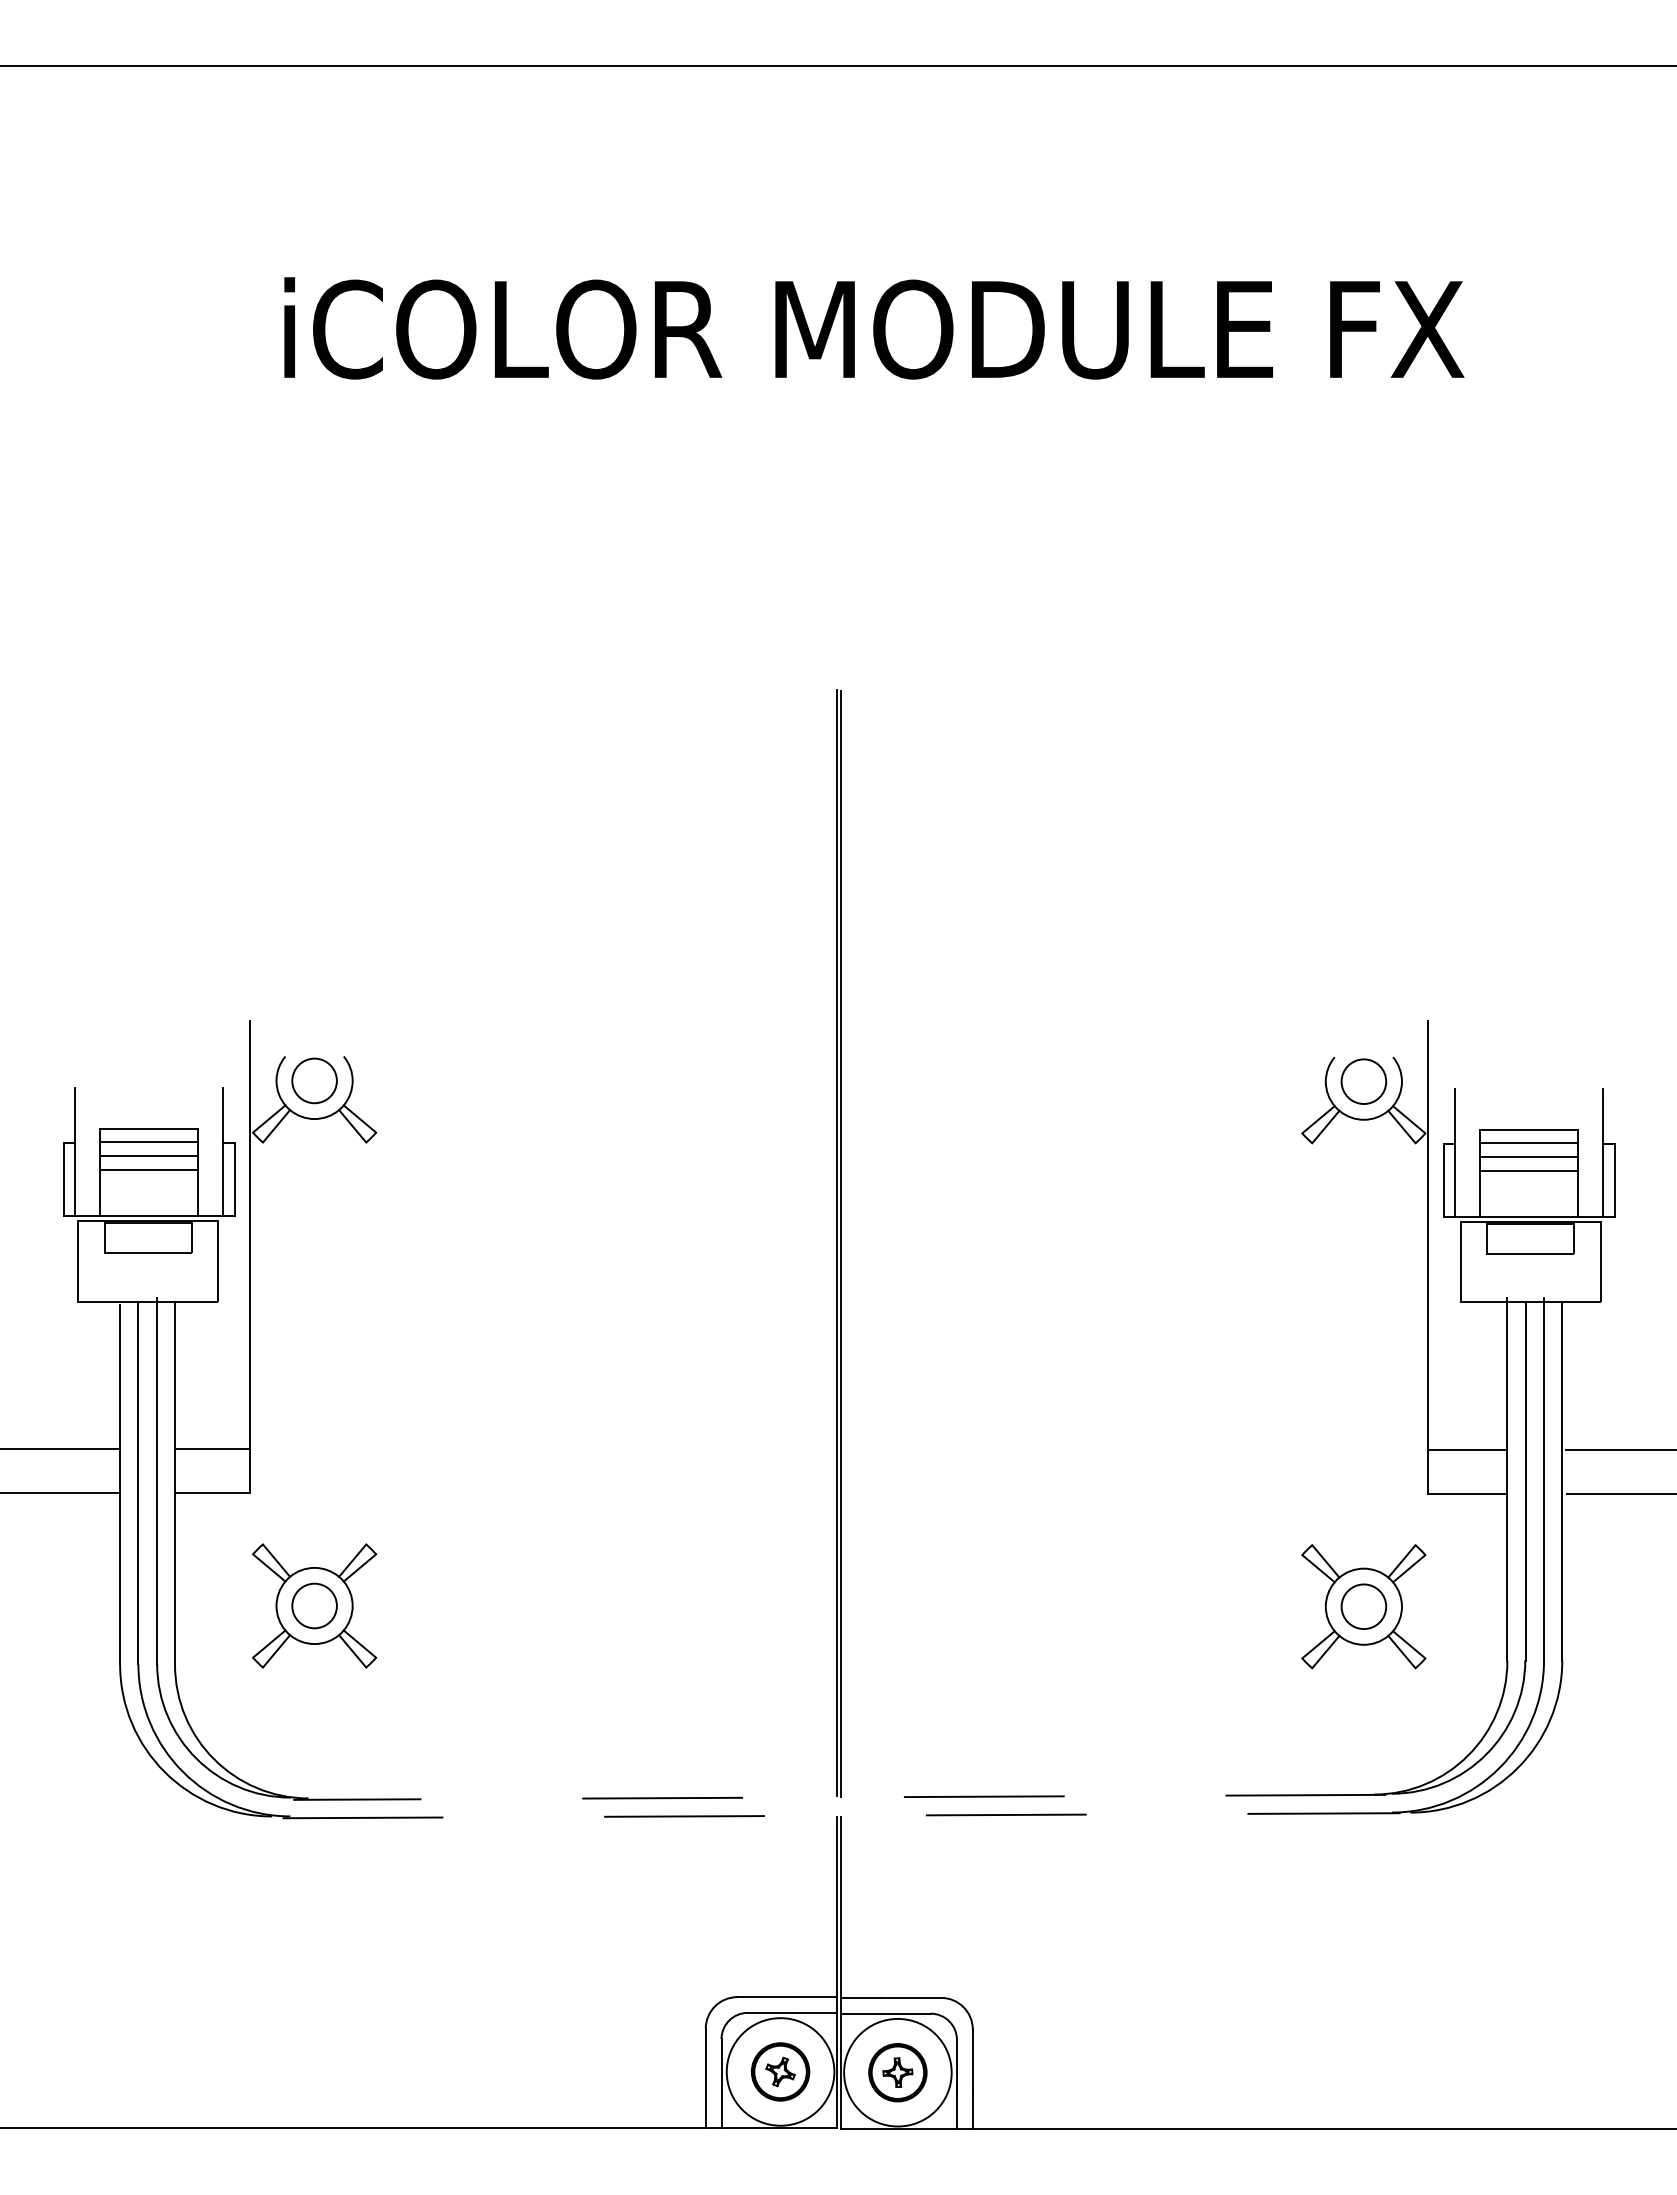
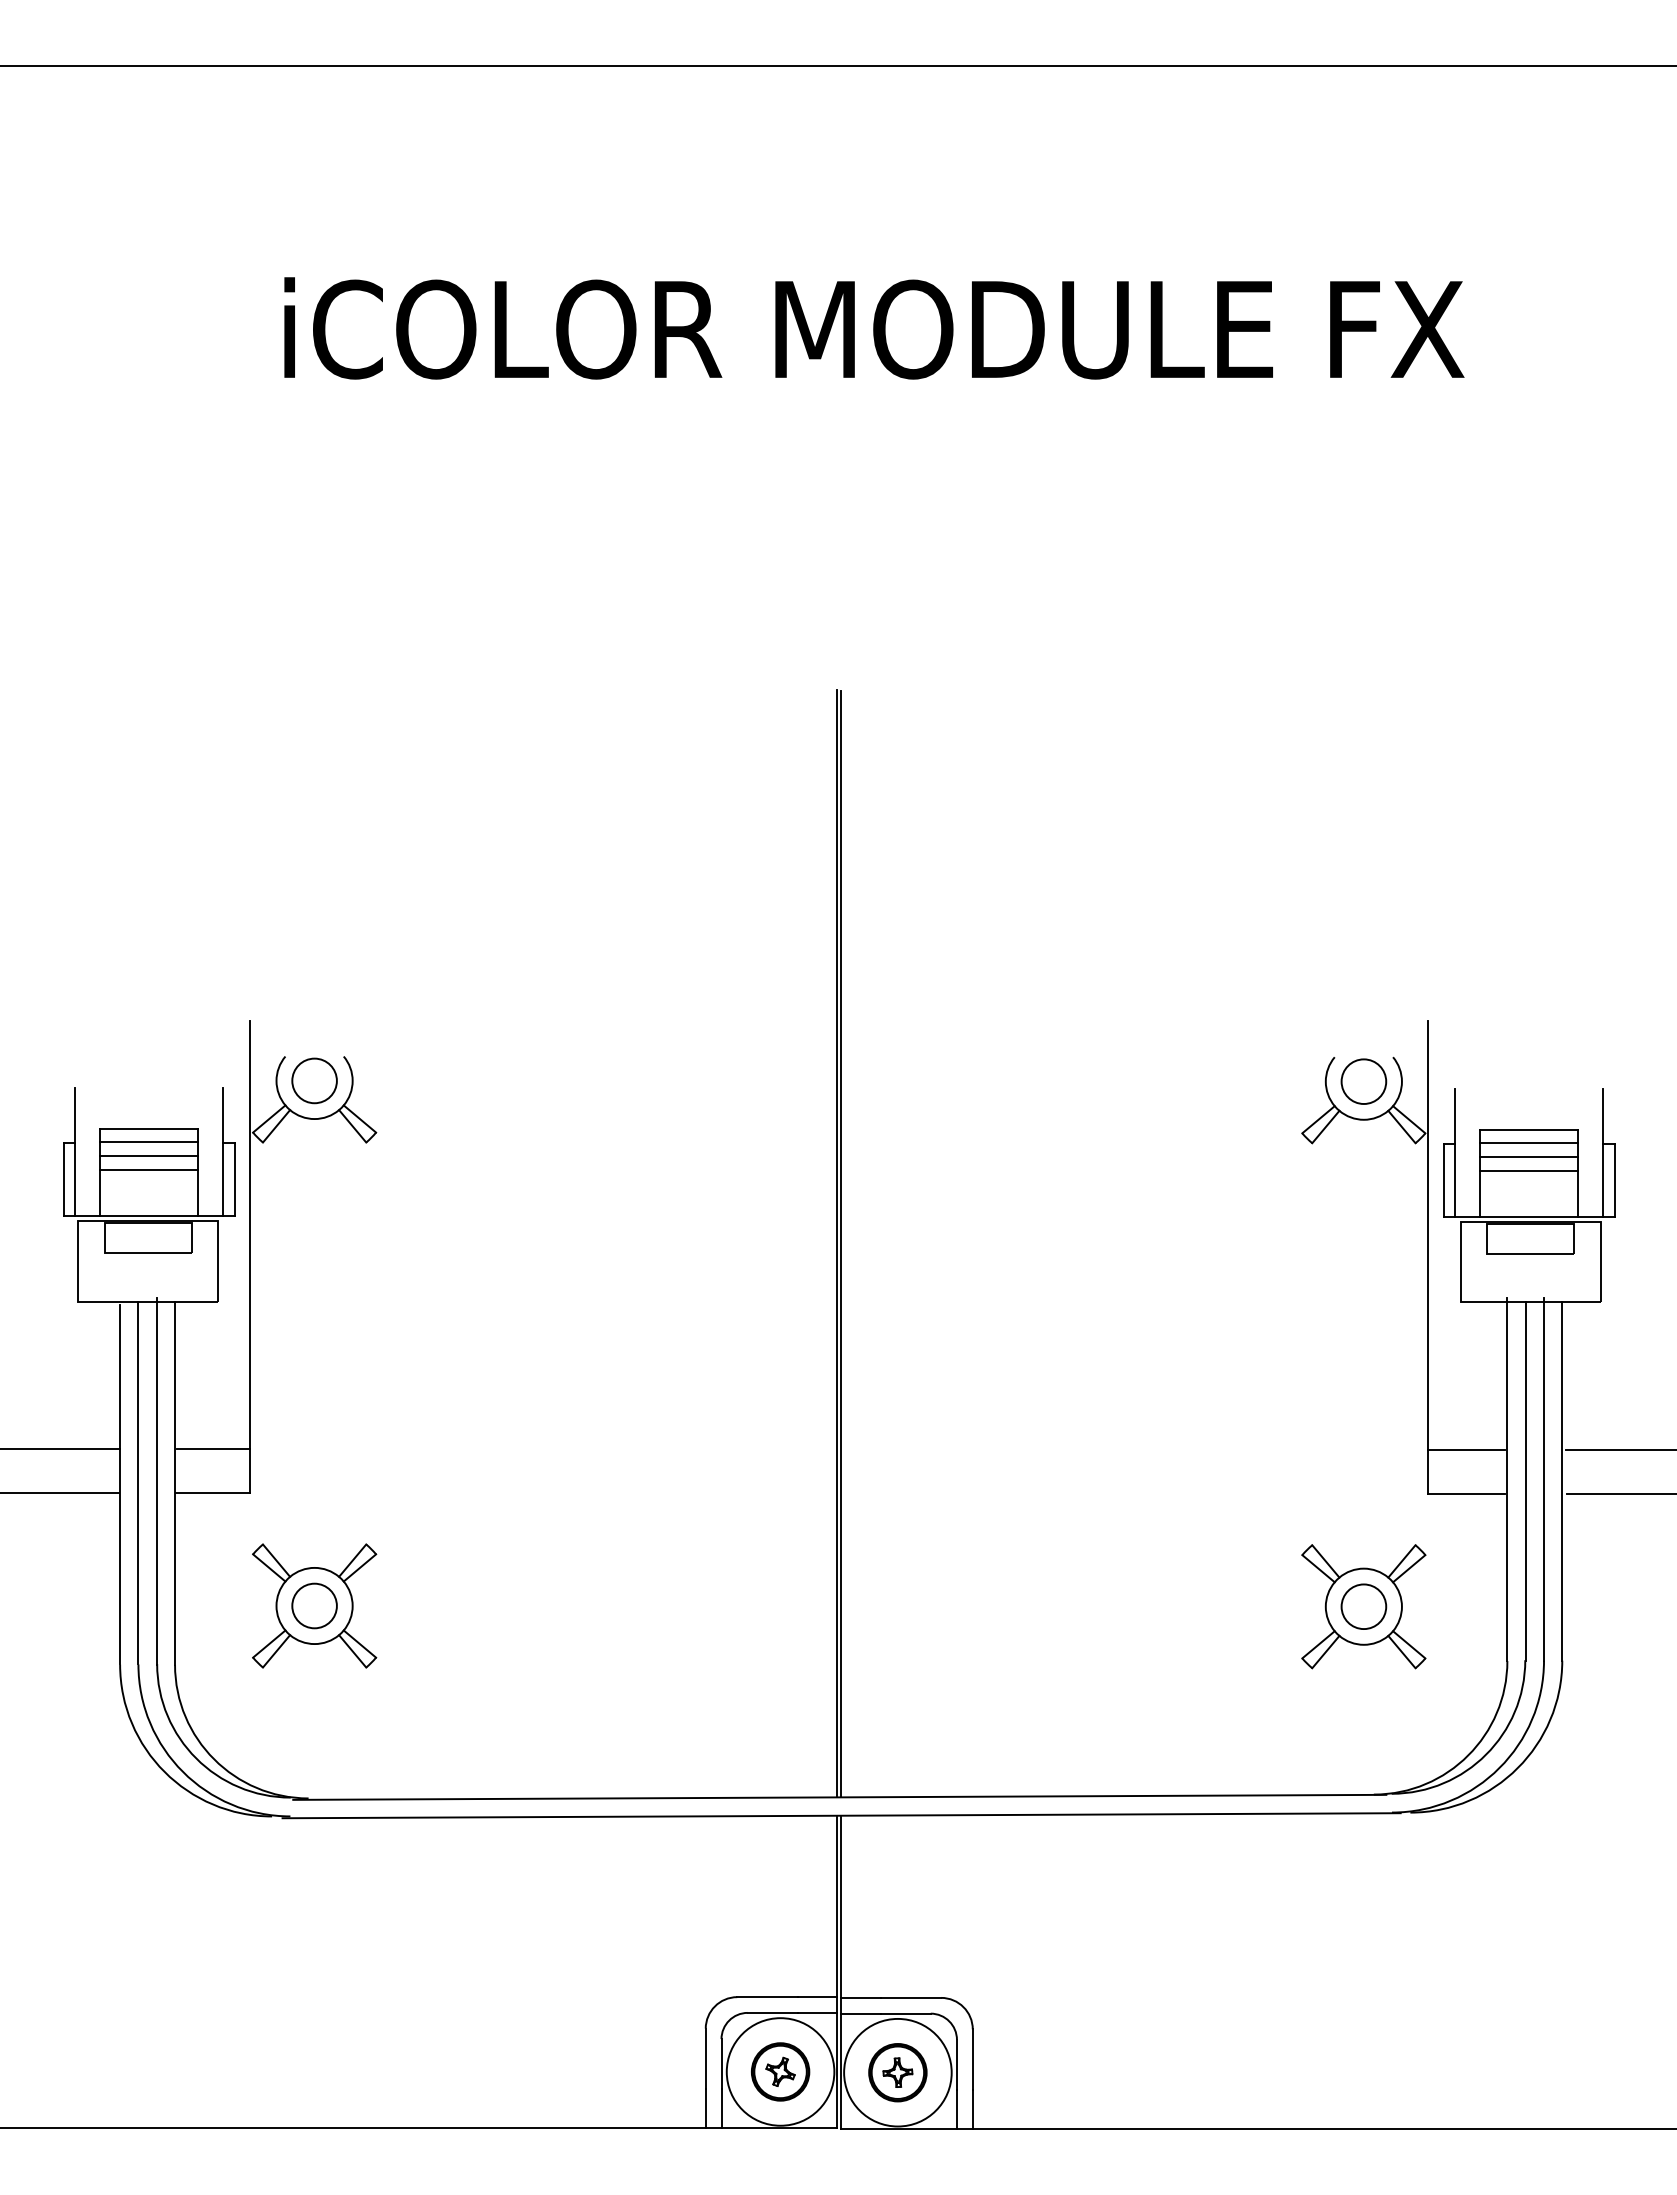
line: dashed -> solid (839, 1797)
line: dashed -> solid (842, 1815)
